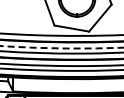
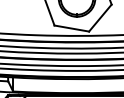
arc: dashed -> solid (62, 48)
